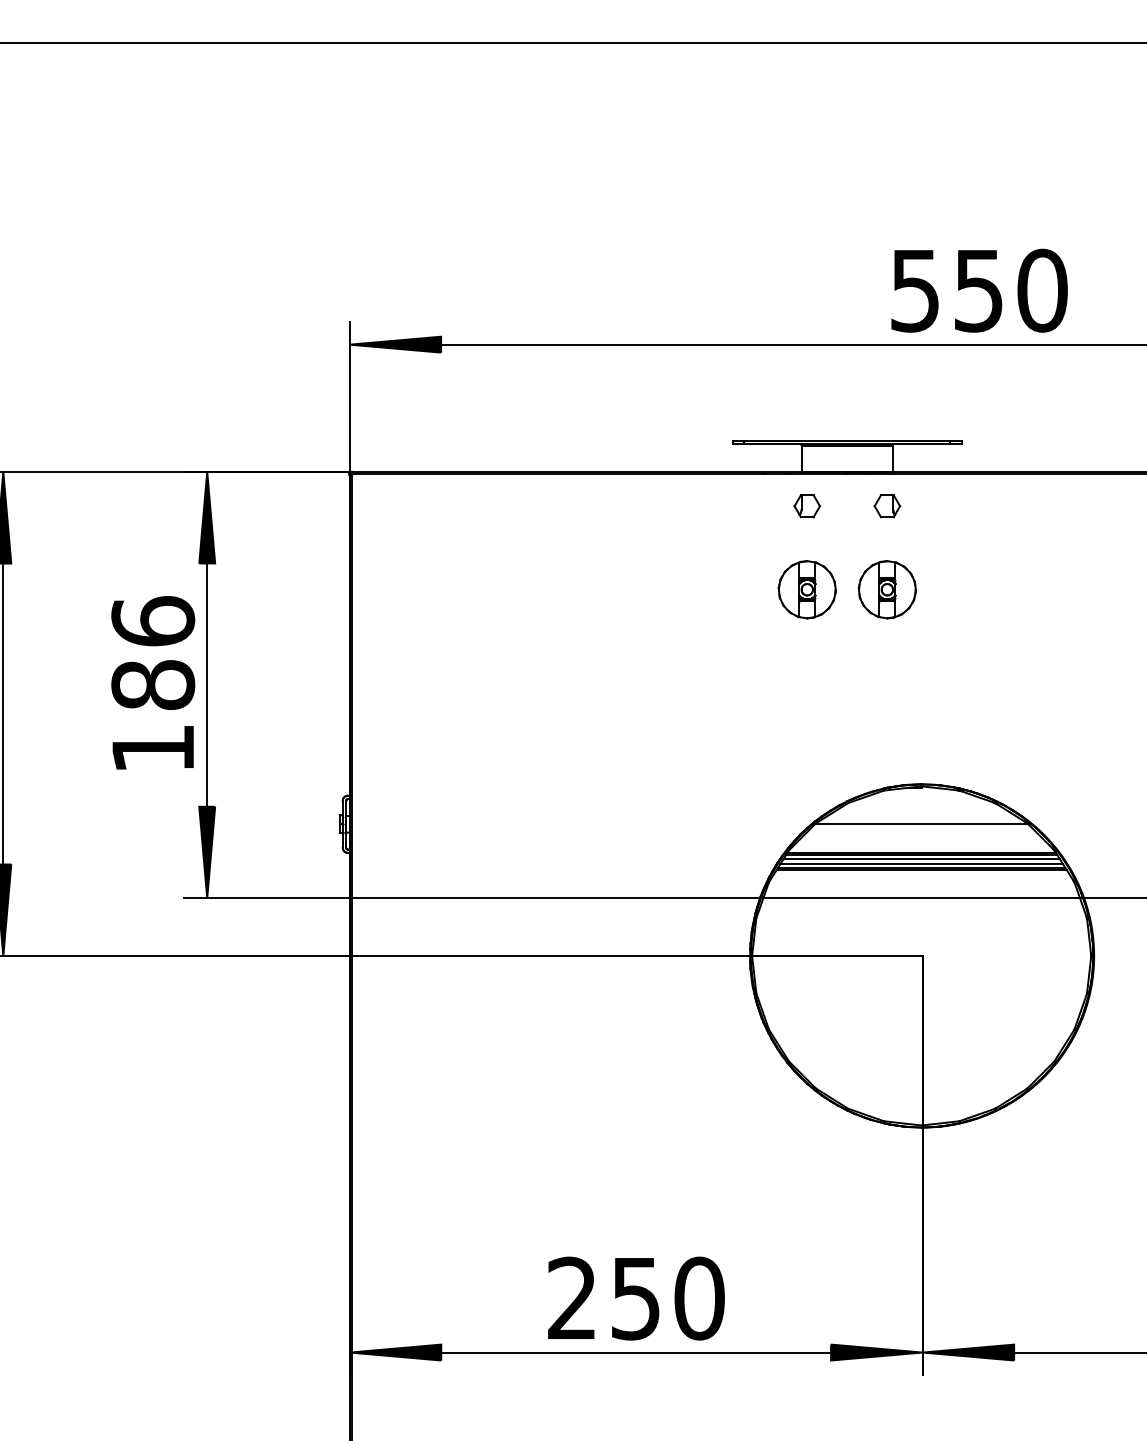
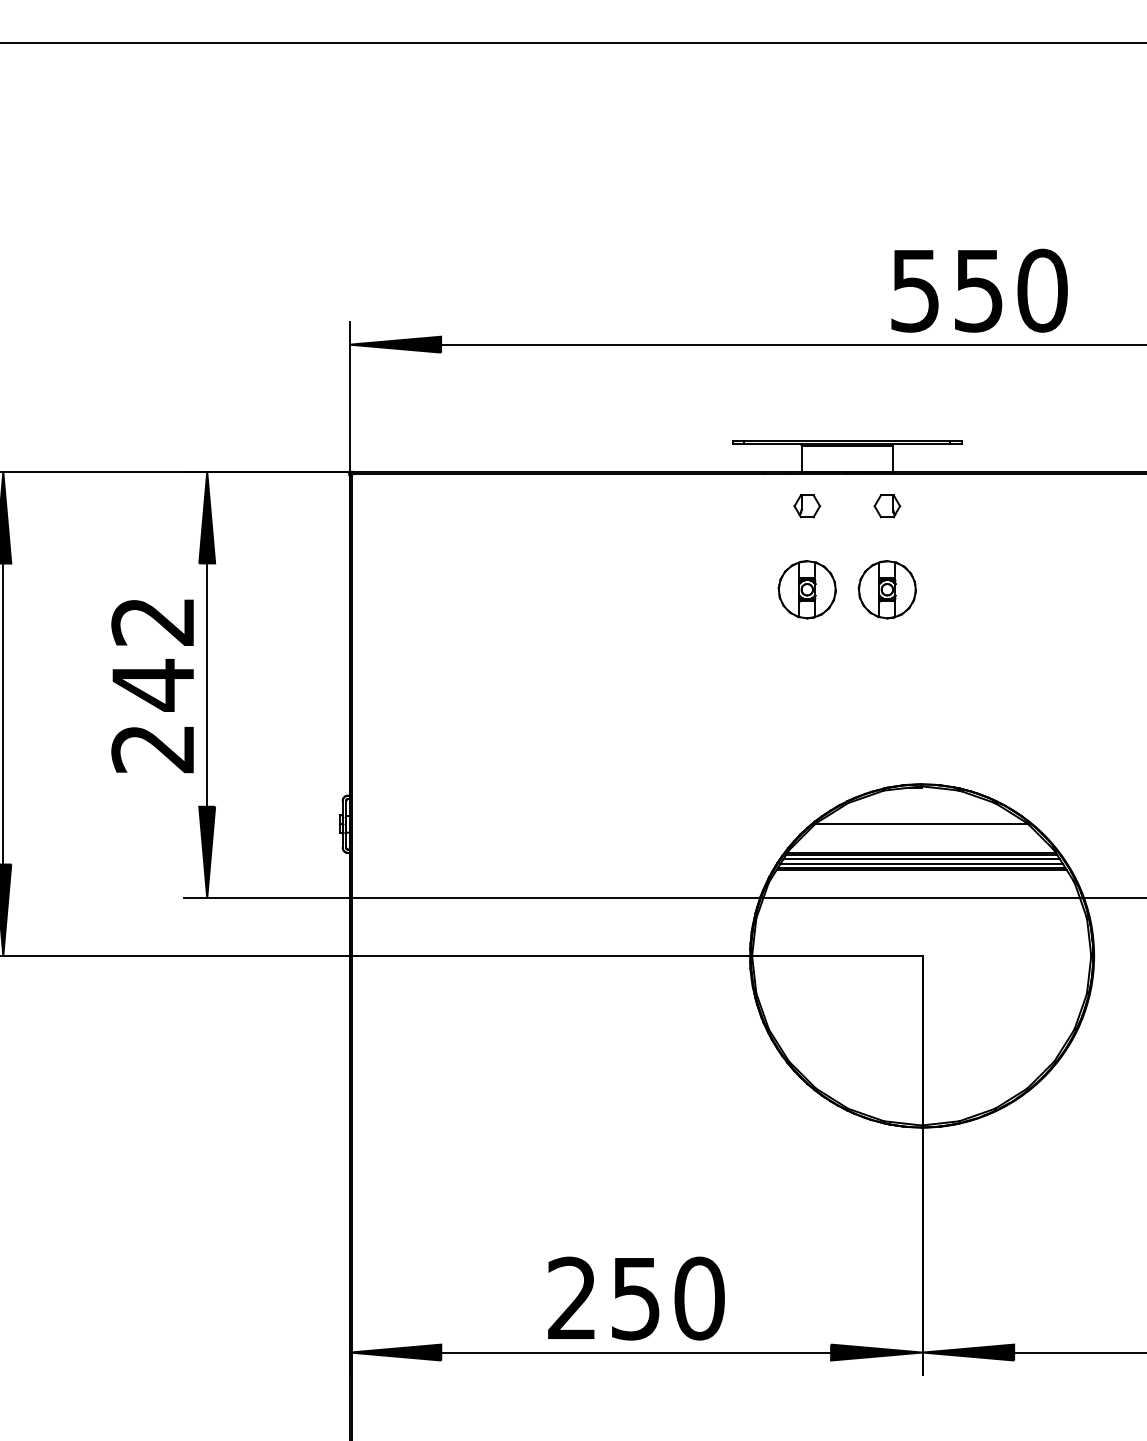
text: 186 -> 242 (153, 684)
